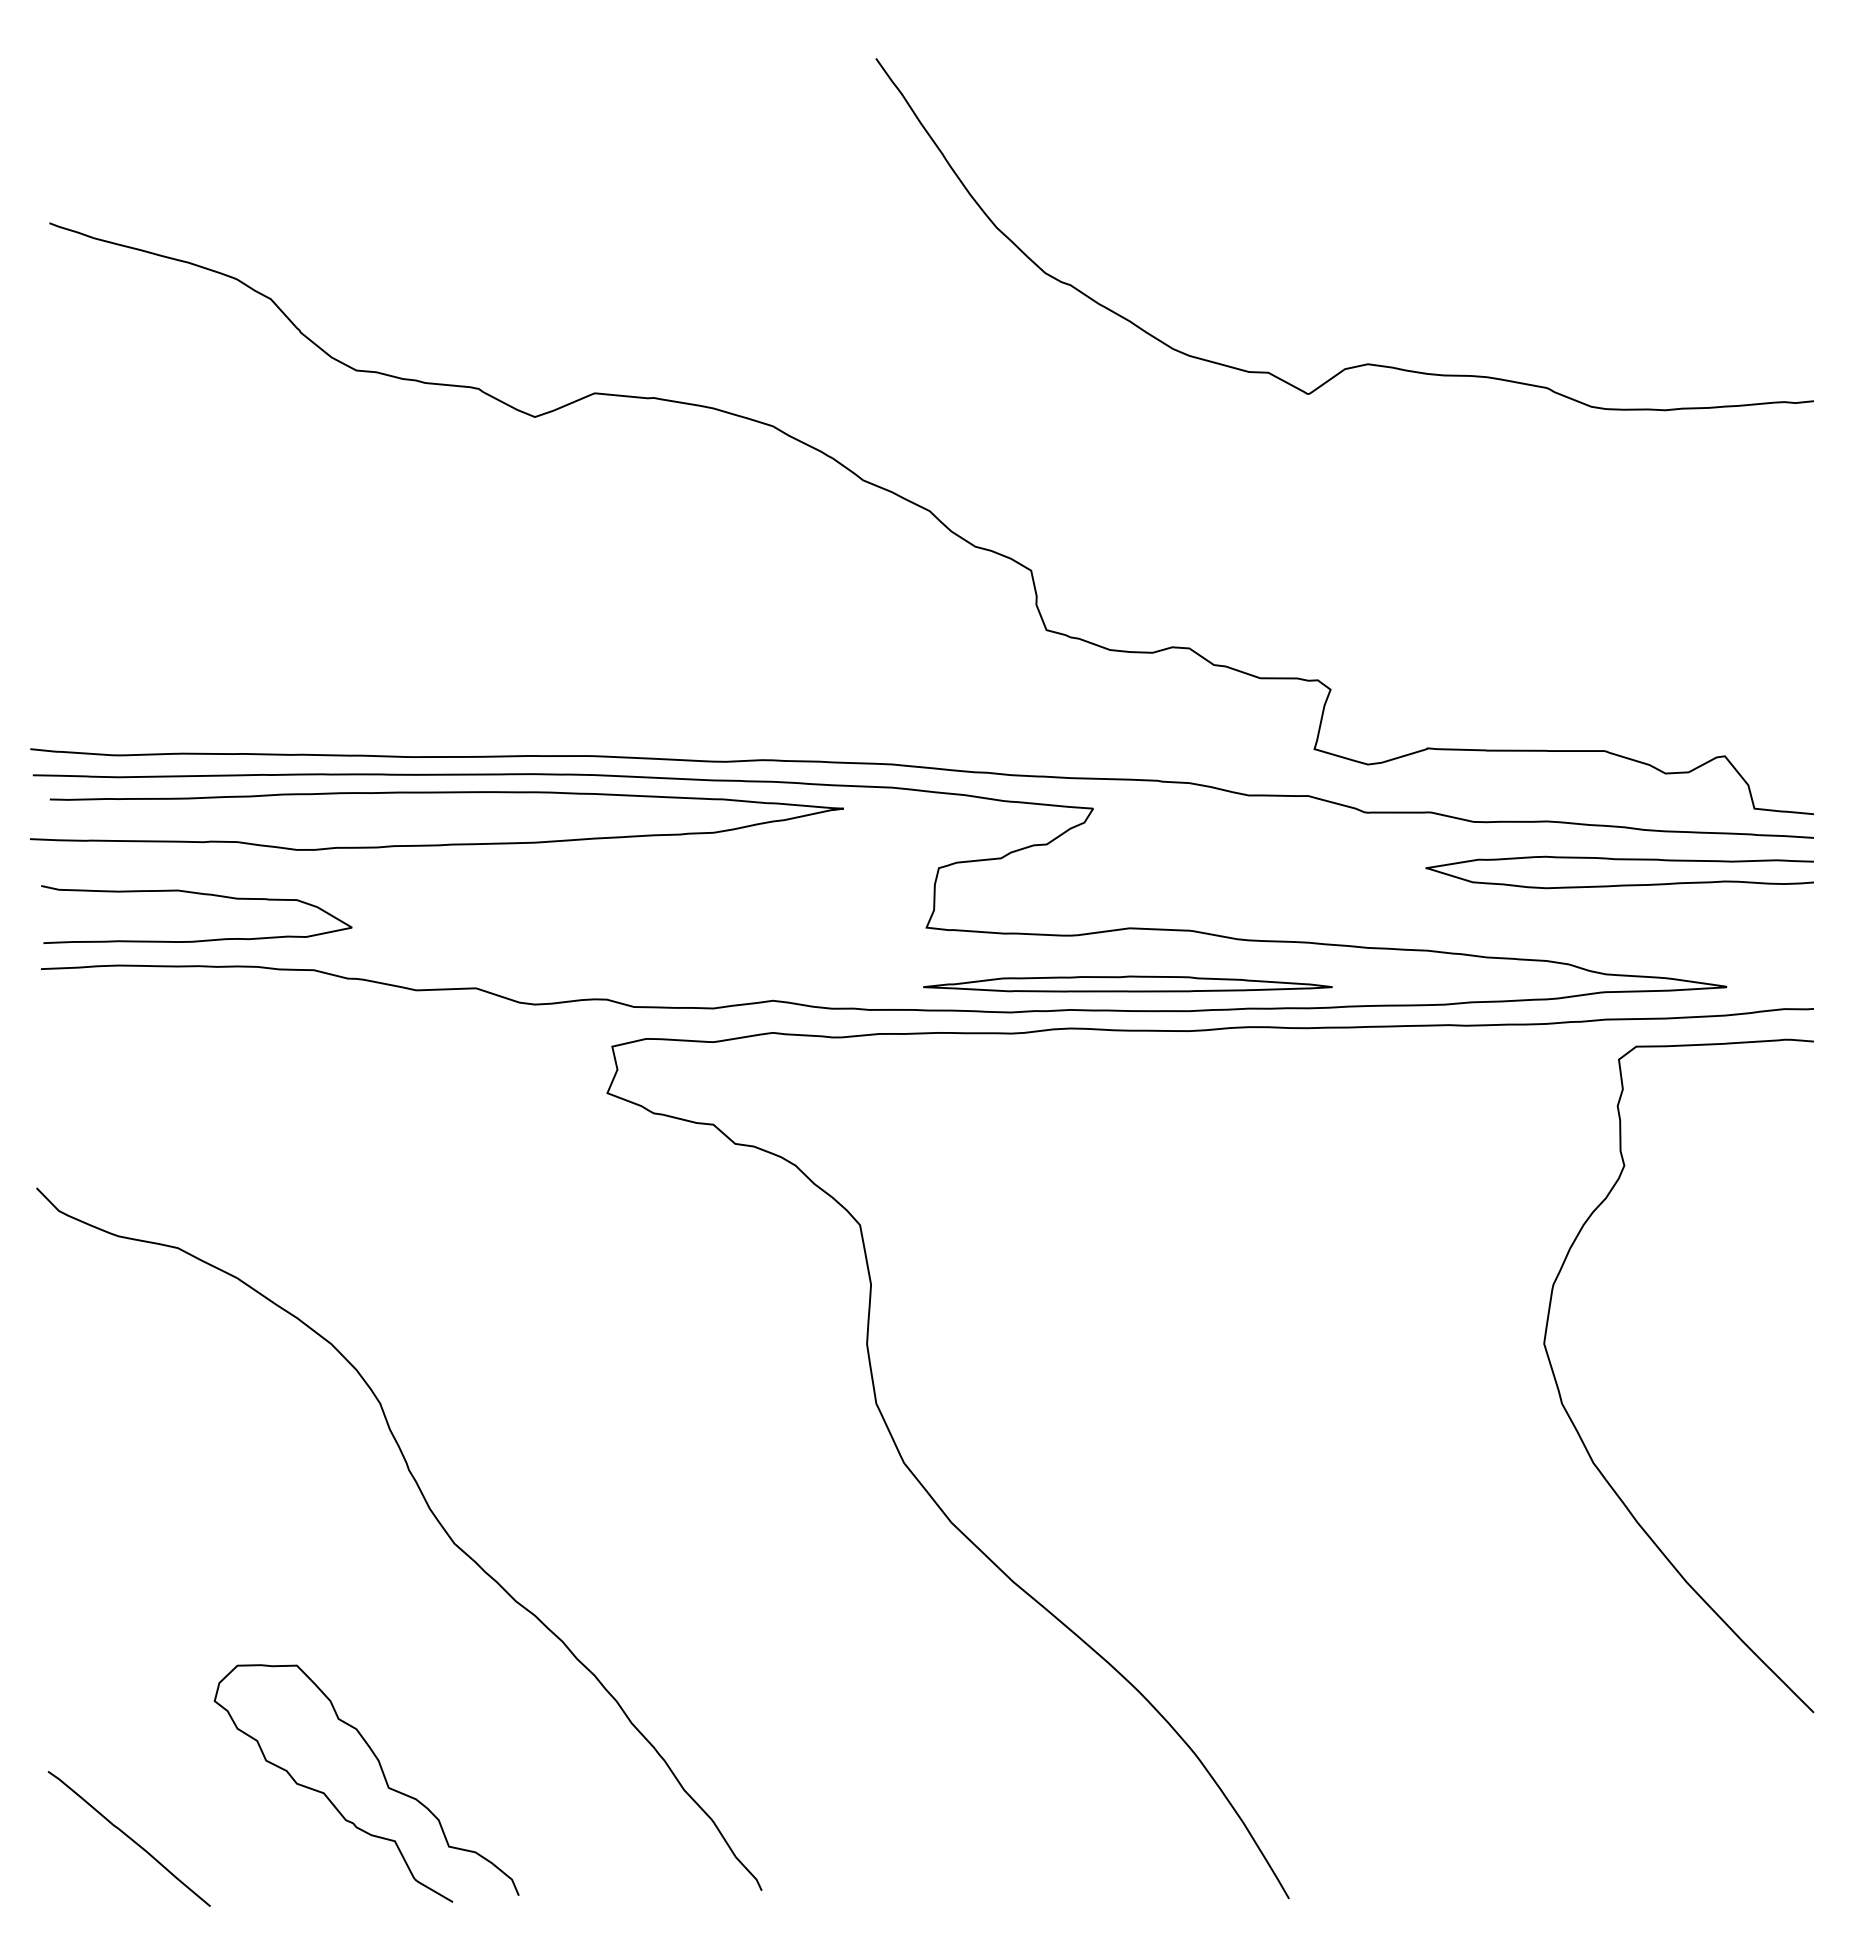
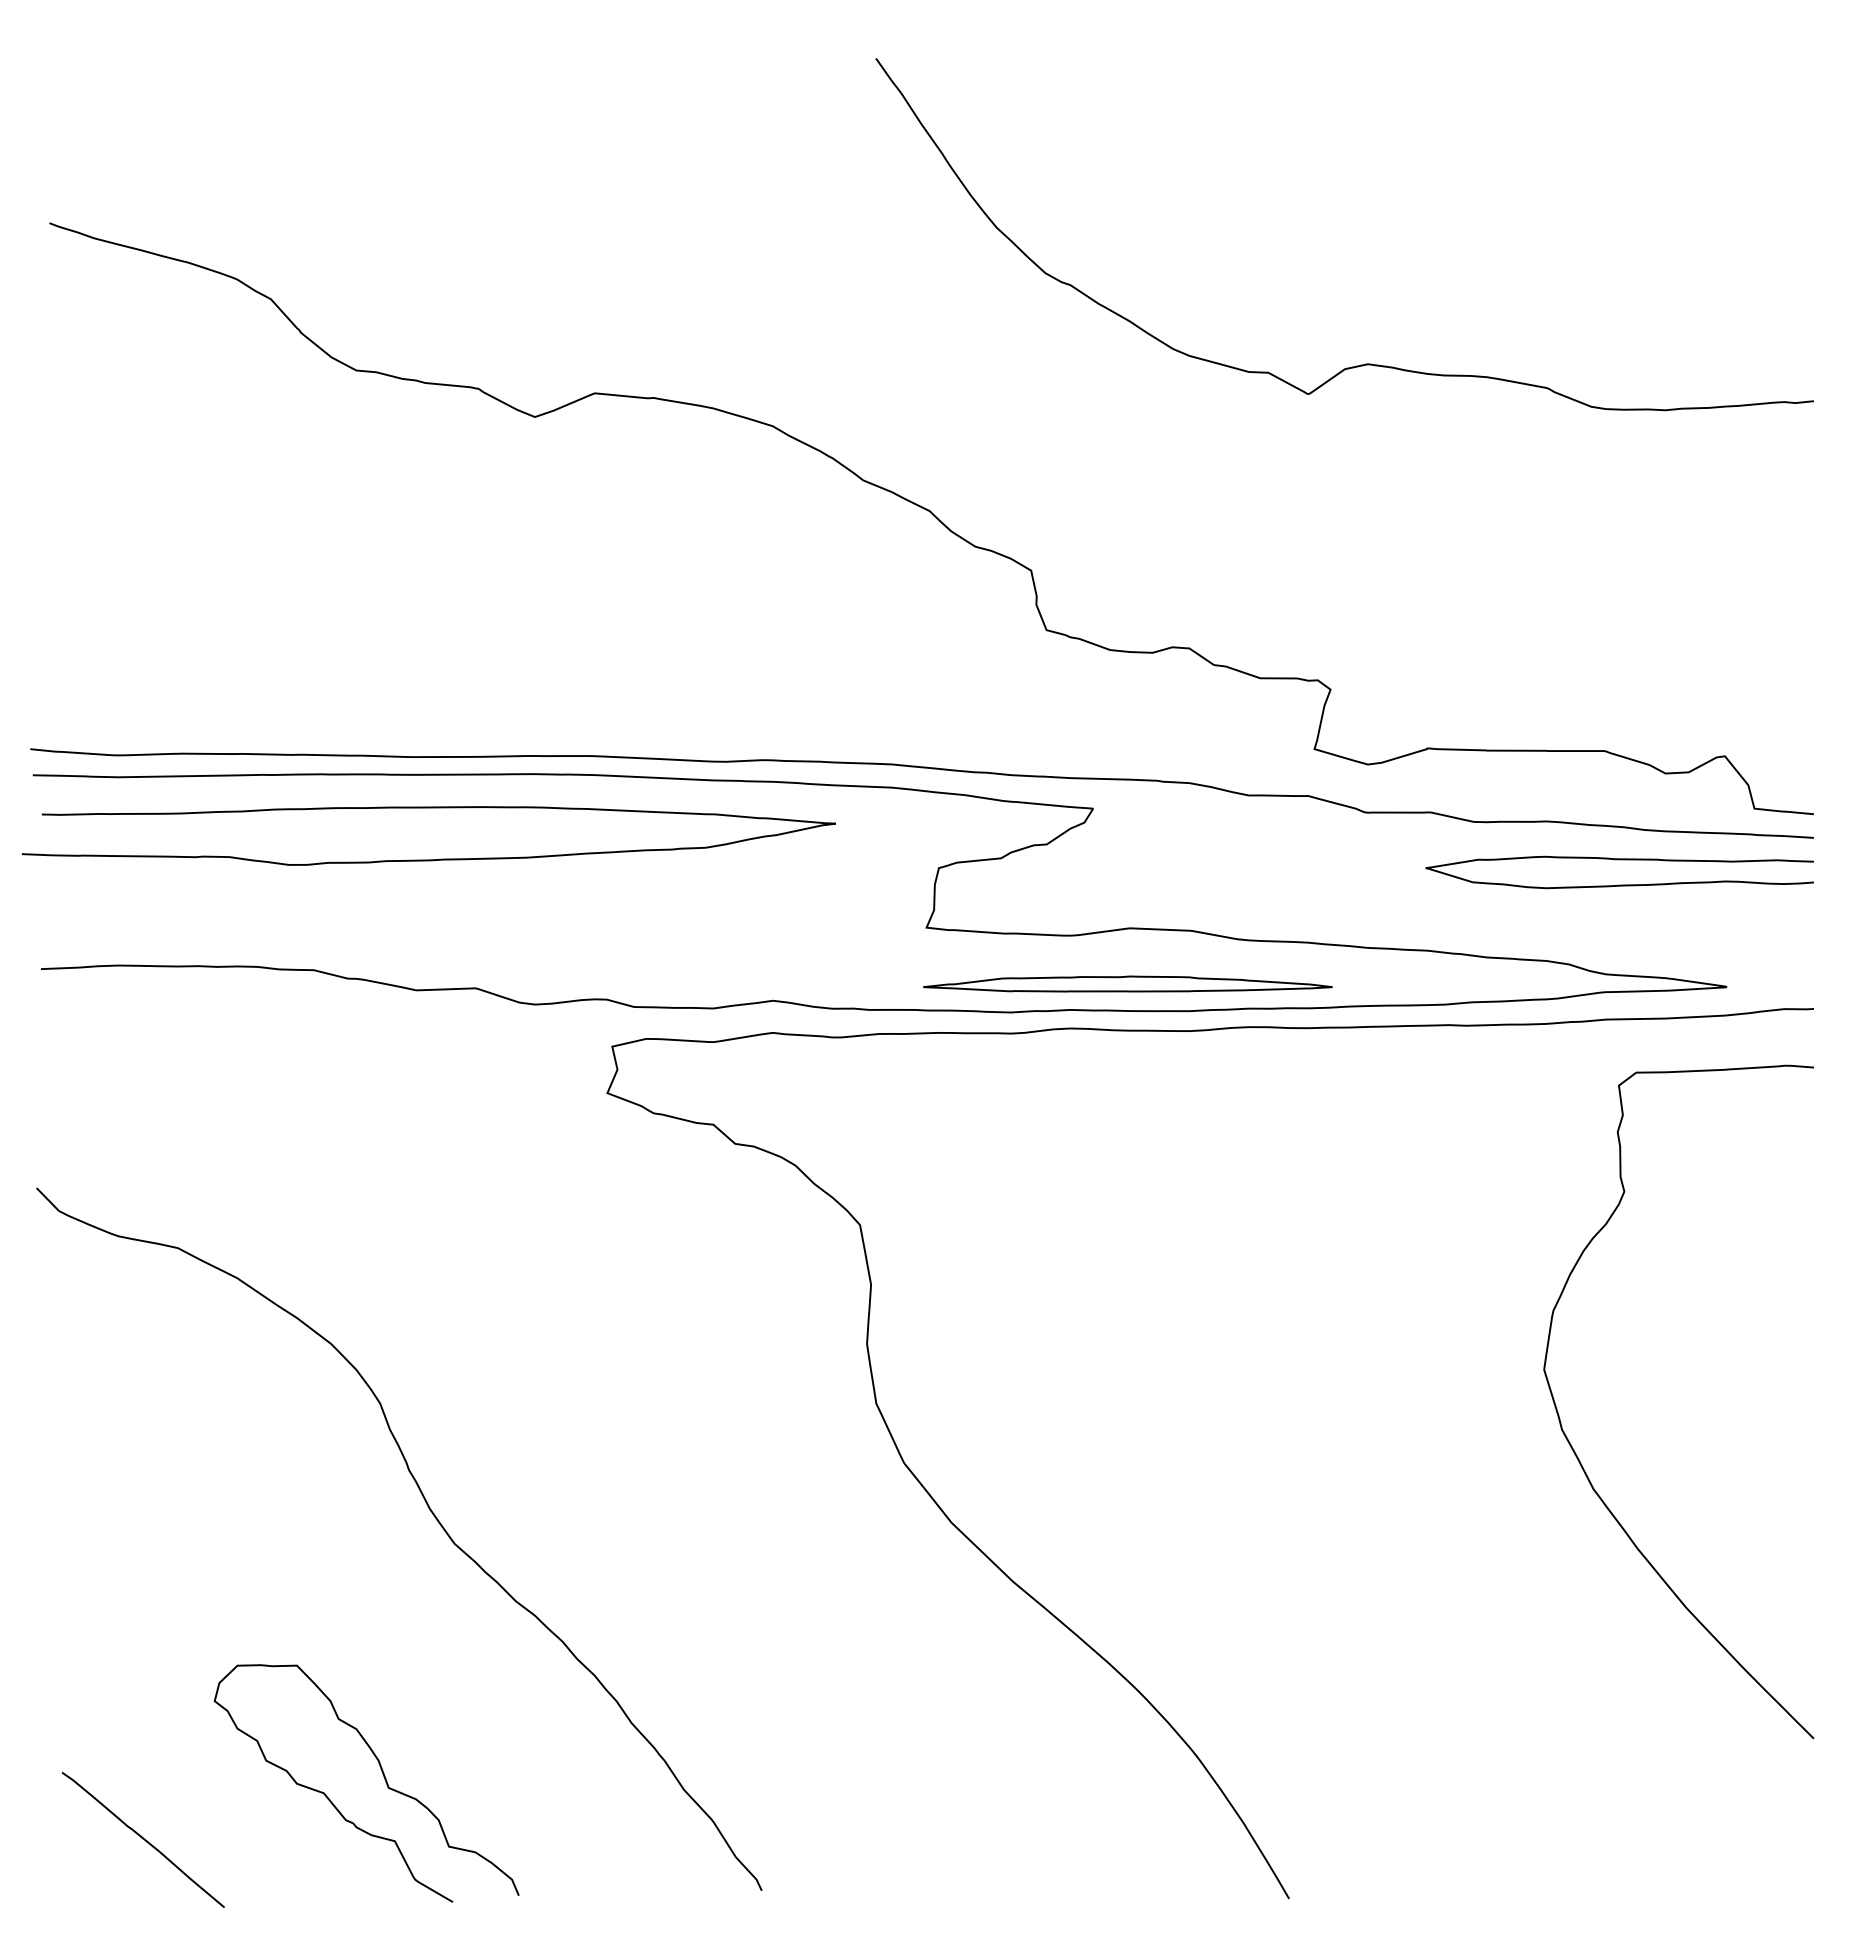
curve position: (436, 844) -> (428, 859) (428, 859)
curve: present -> none (197, 894)
curve position: (1576, 1427) -> (1576, 1453) (1576, 1453)
curve position: (128, 1838) -> (142, 1839) (142, 1839)
